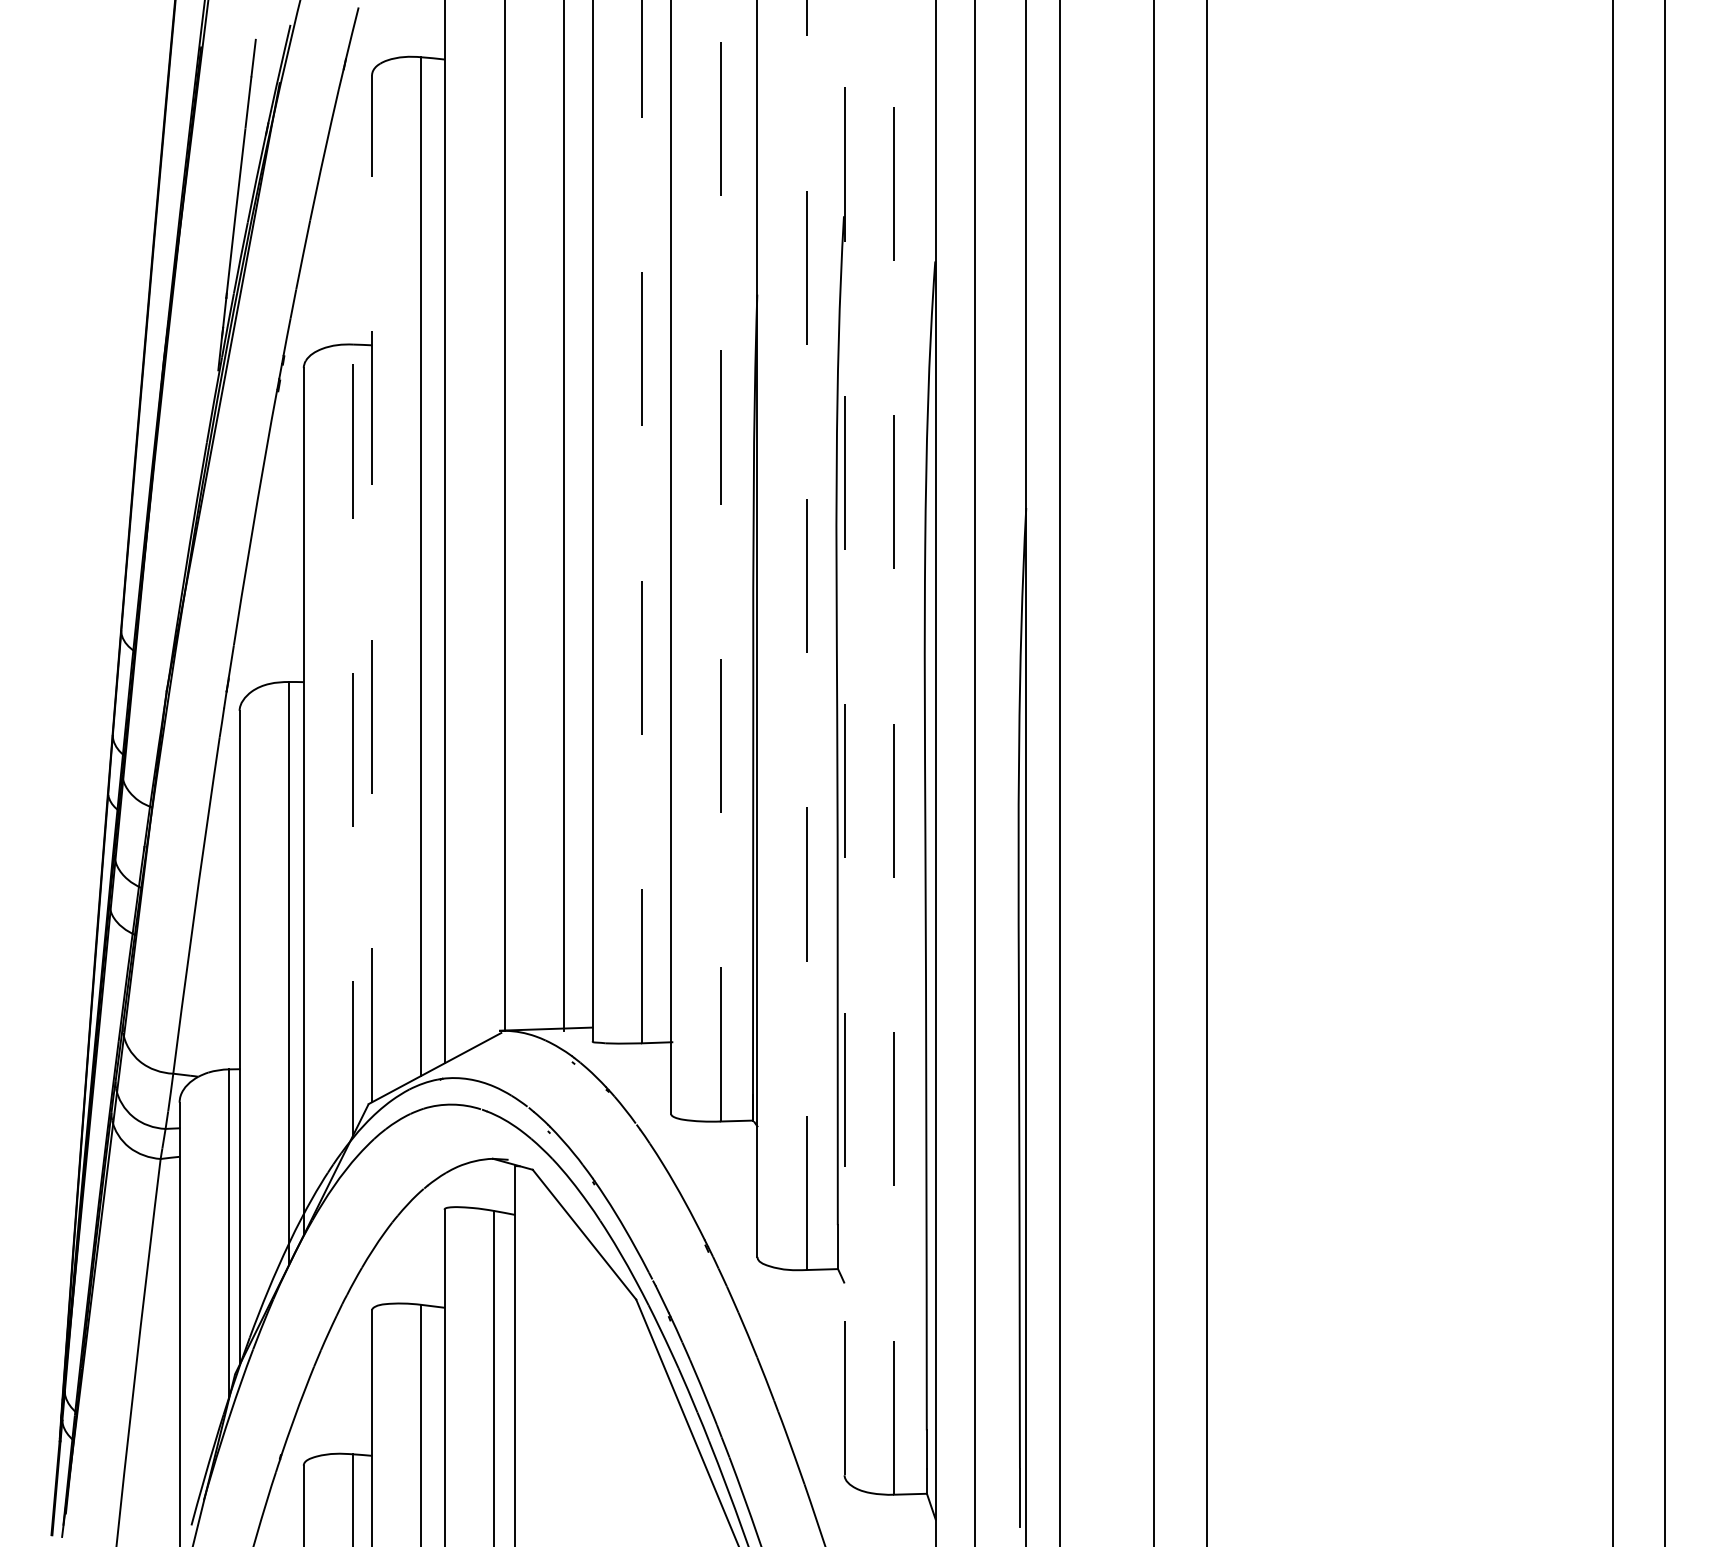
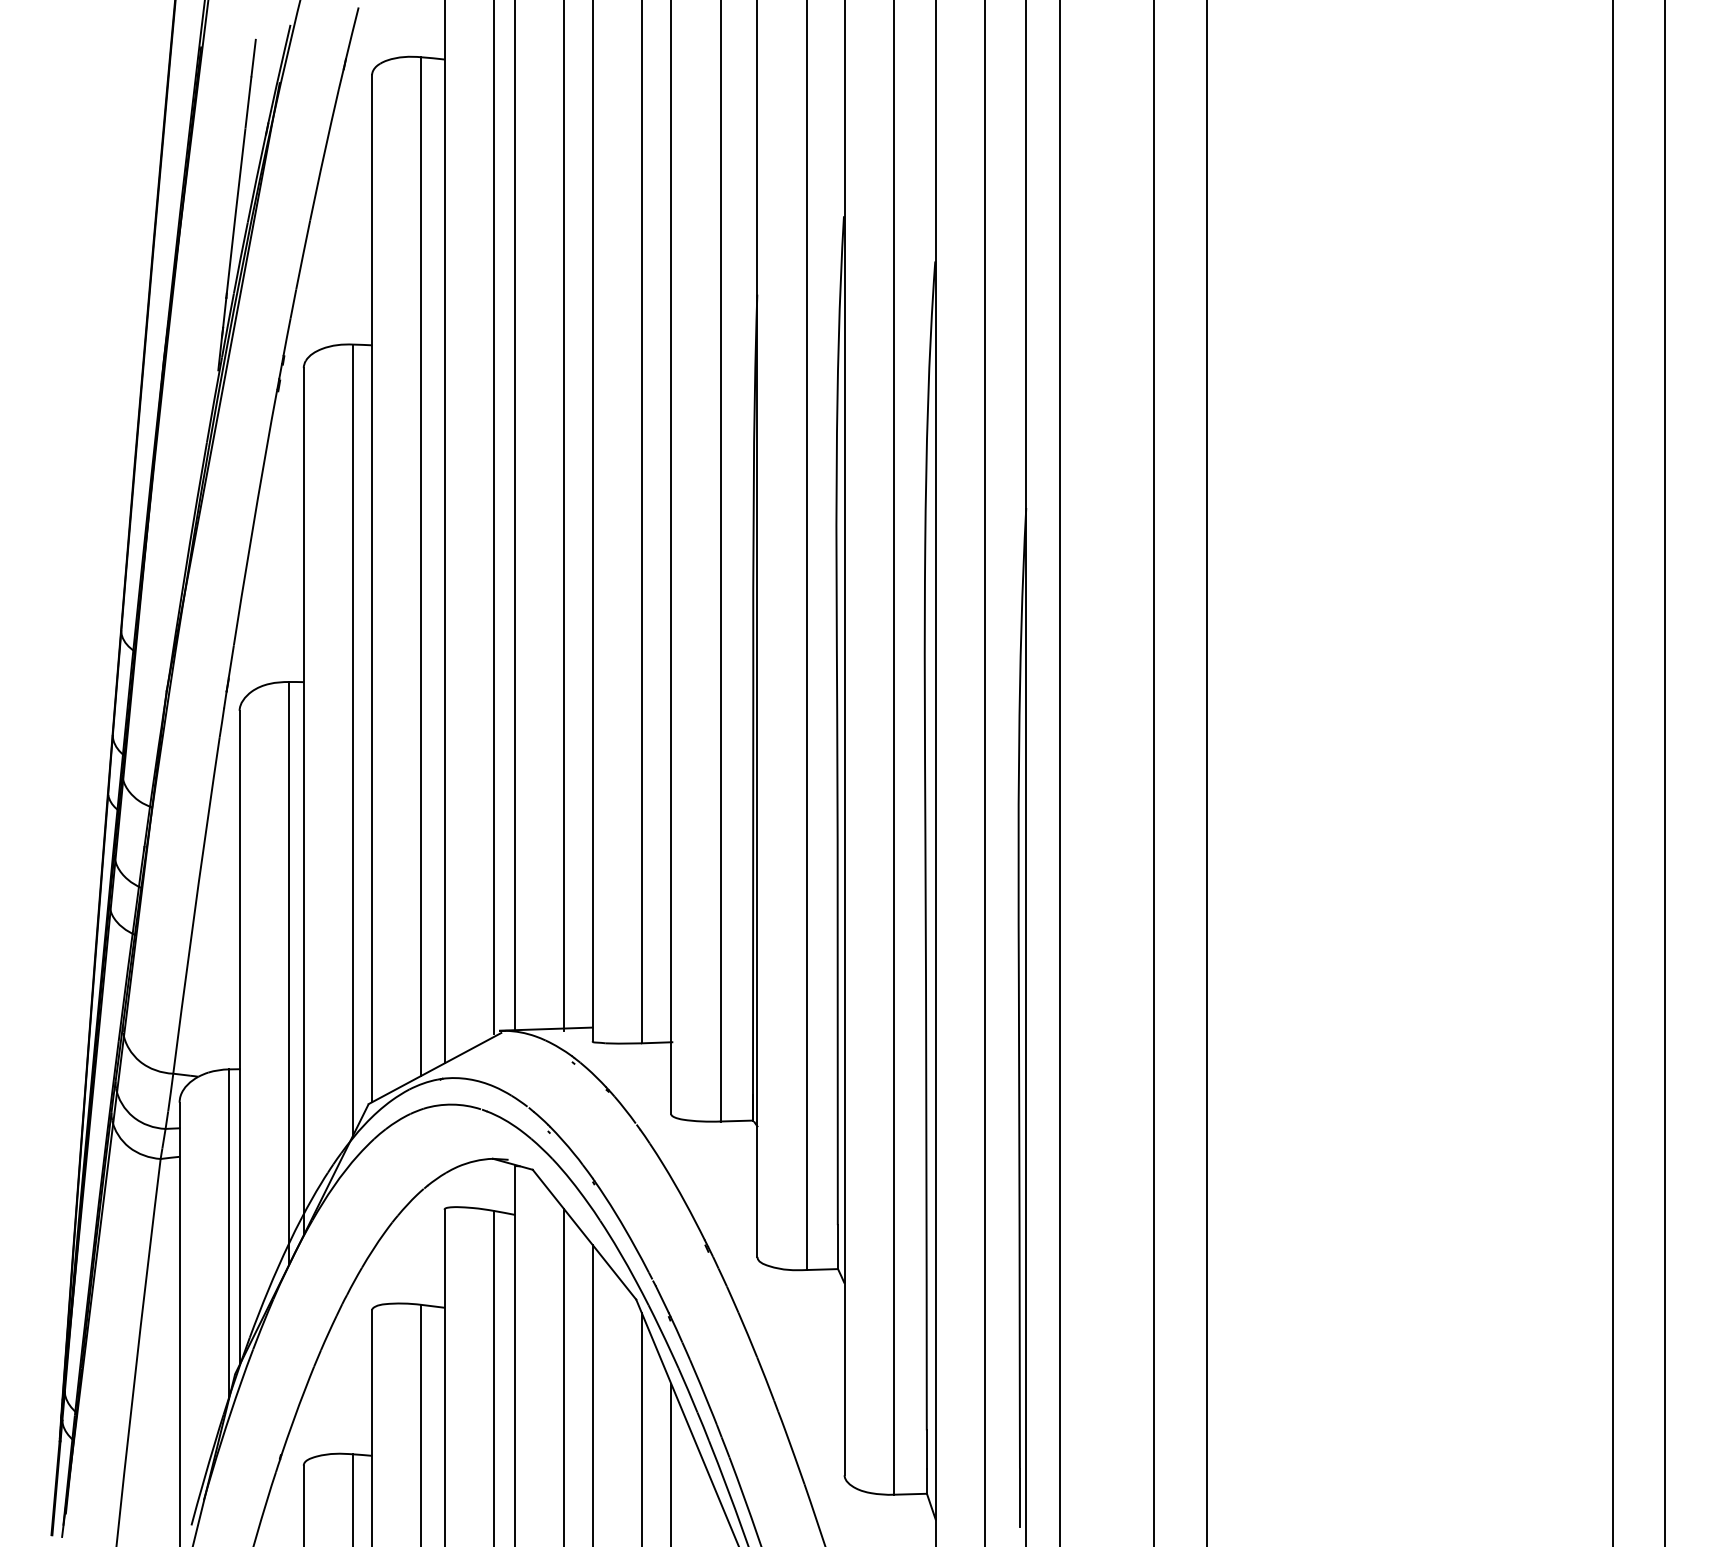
line position: (504, 516) -> (514, 516) (514, 516)
line: none -> present (494, 517)
line: dashed -> solid (641, 521)
line: dashed -> solid (720, 560)
line: dashed -> solid (372, 588)
line: dashed -> solid (806, 635)
line: dashed -> solid (844, 737)
line: dashed -> solid (353, 739)
line: dashed -> solid (893, 746)
line position: (975, 772) -> (985, 772) (985, 772)
line: none -> present (564, 1376)
line: none -> present (592, 1393)
line: none -> present (641, 1428)
line: none -> present (671, 1463)
